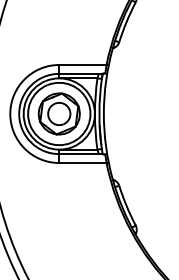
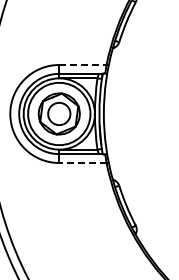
line: solid -> dashed (82, 64)
line: solid -> dashed (82, 163)
